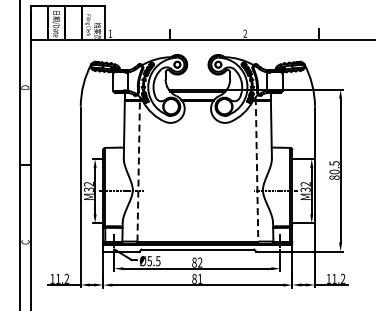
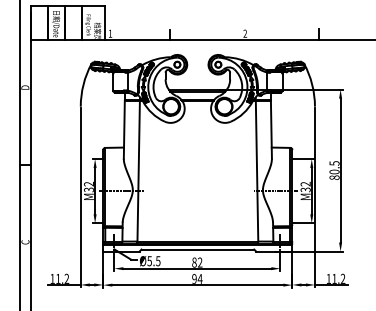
line: dashed -> solid (138, 169)
line: dashed -> solid (257, 169)
text: 81 -> 94 (197, 278)
